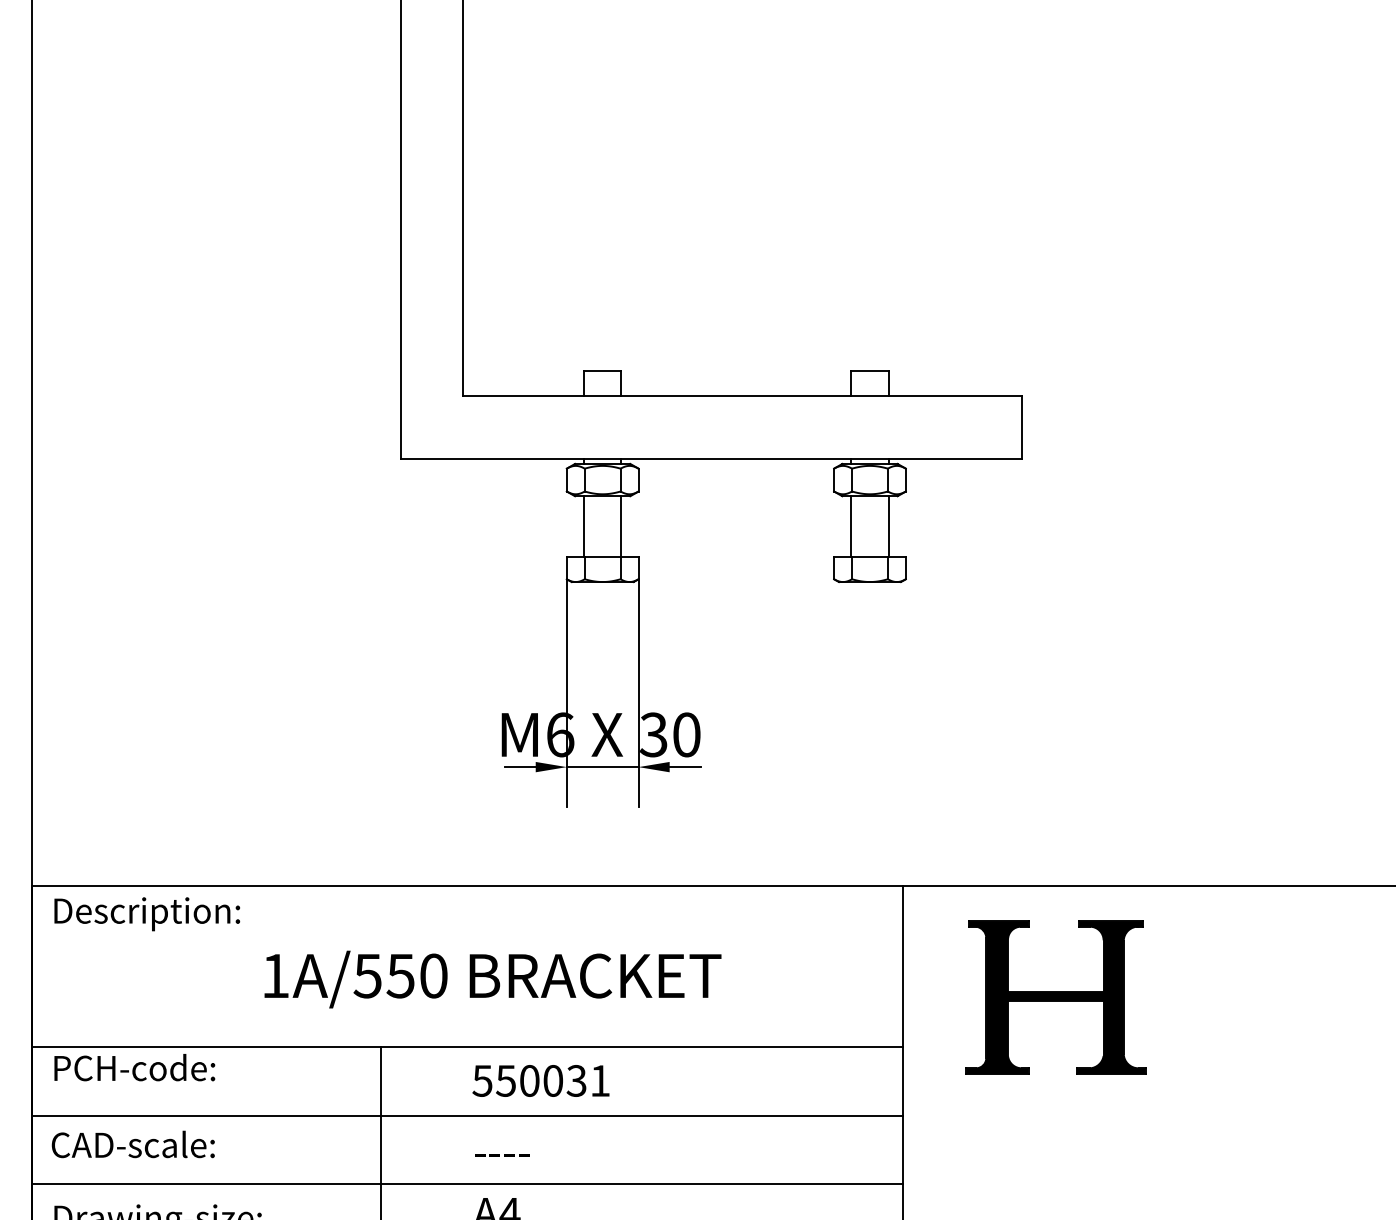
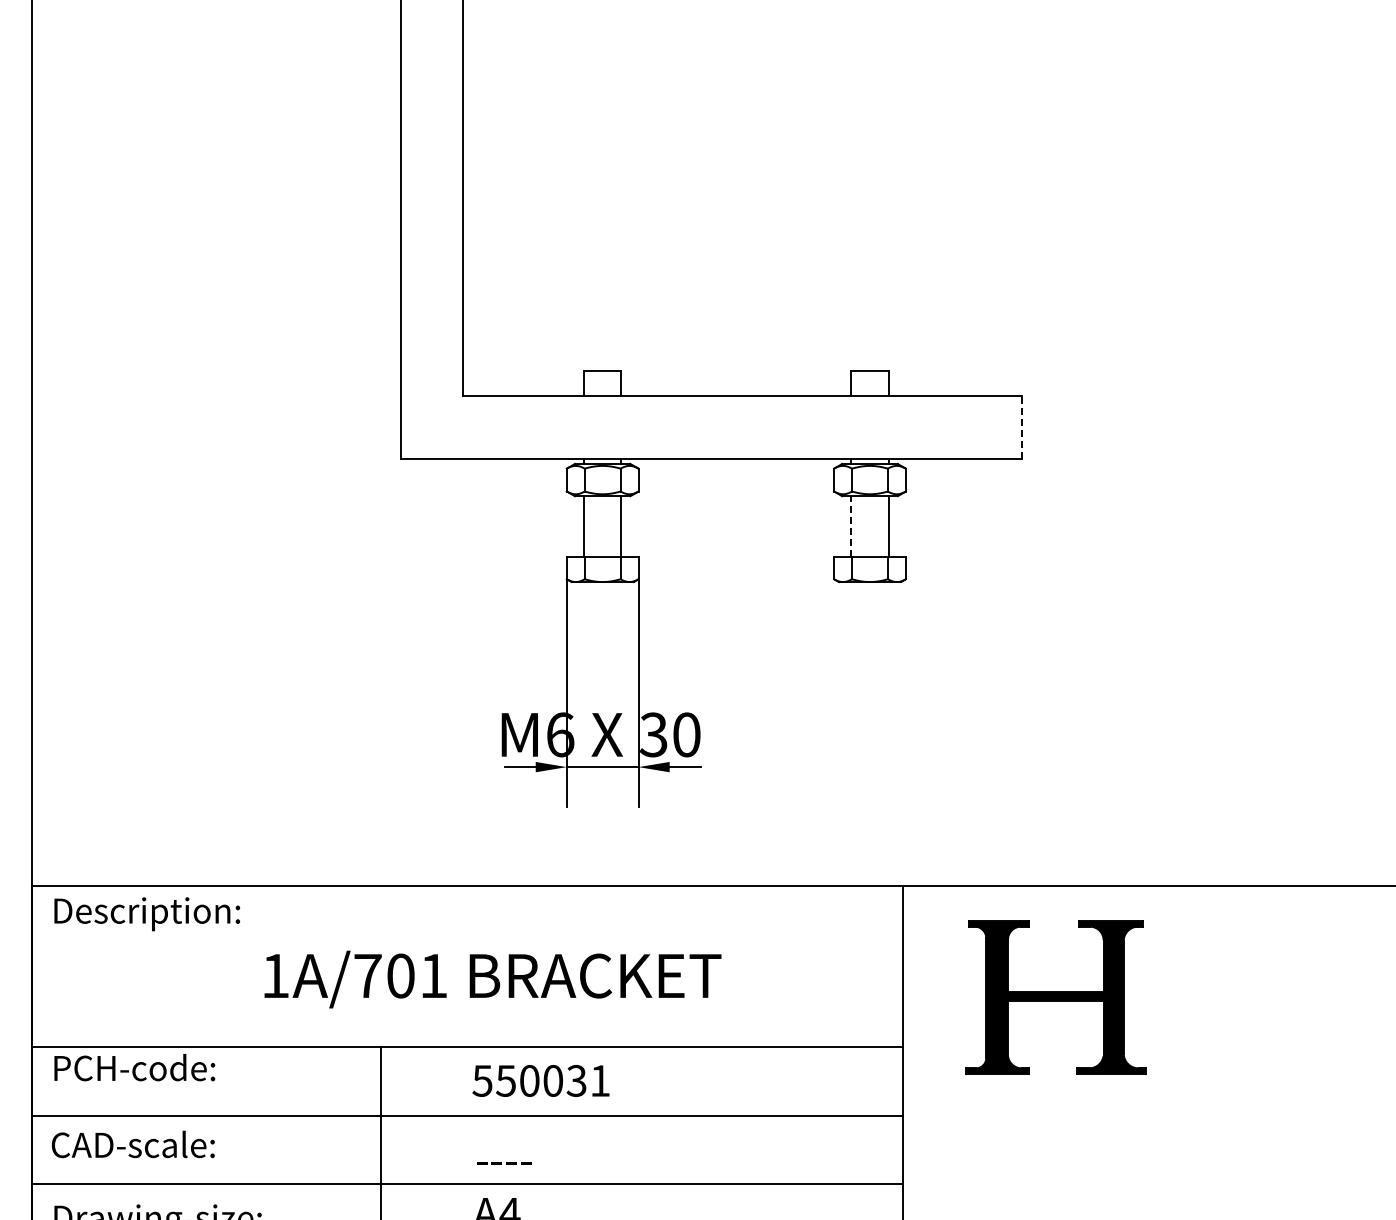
line: solid -> dashed (1022, 427)
line: solid -> dashed (851, 526)
text: 1A/550 -> 1A/701 (400, 975)
text position: (502, 1155) -> (504, 1163) (504, 1163)
